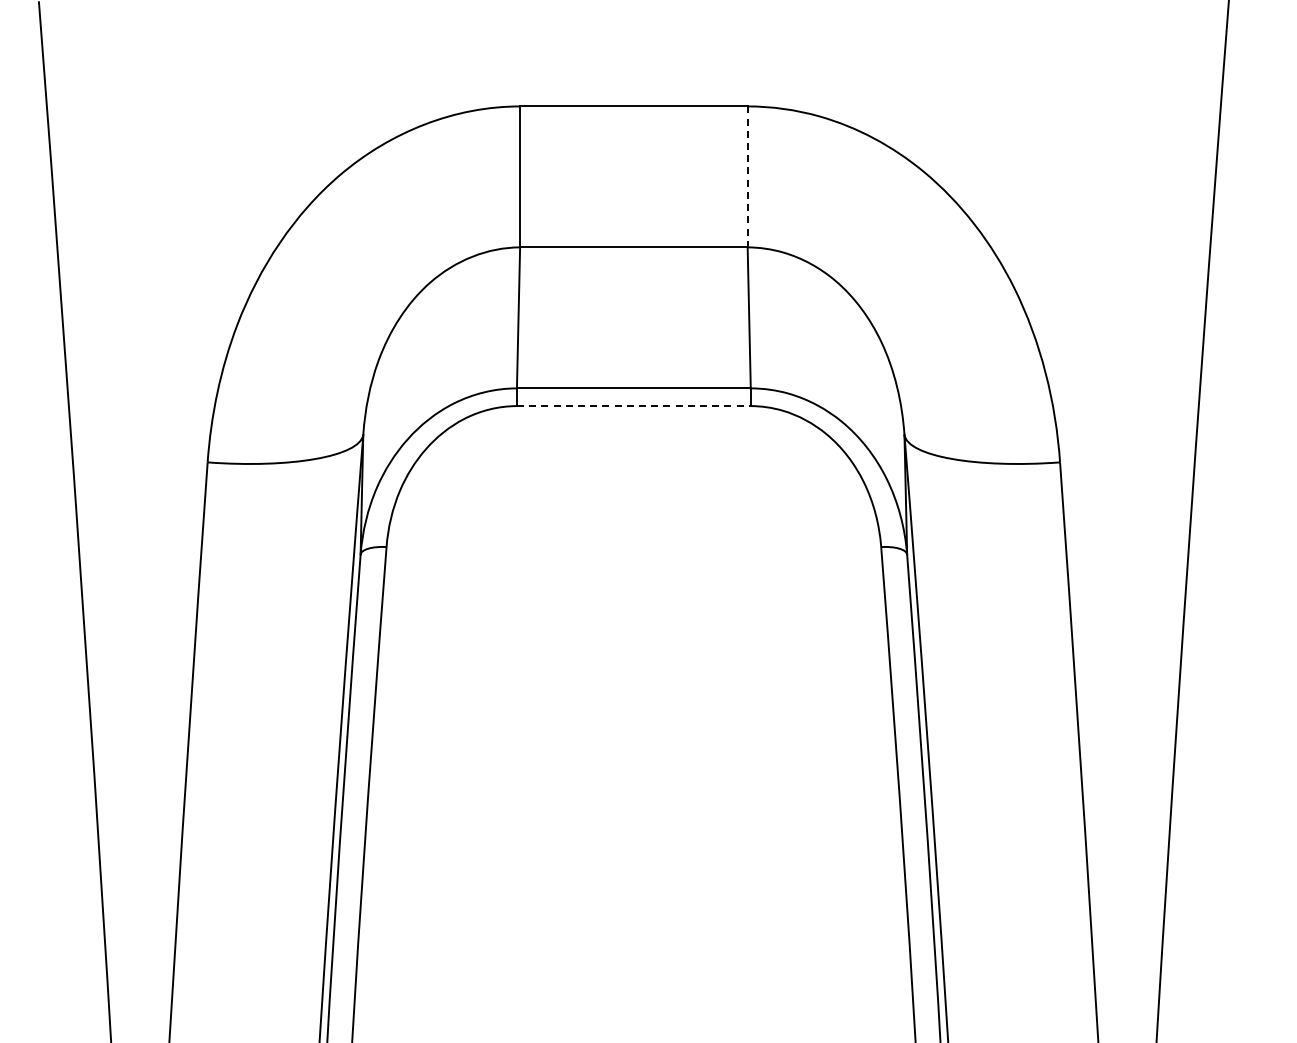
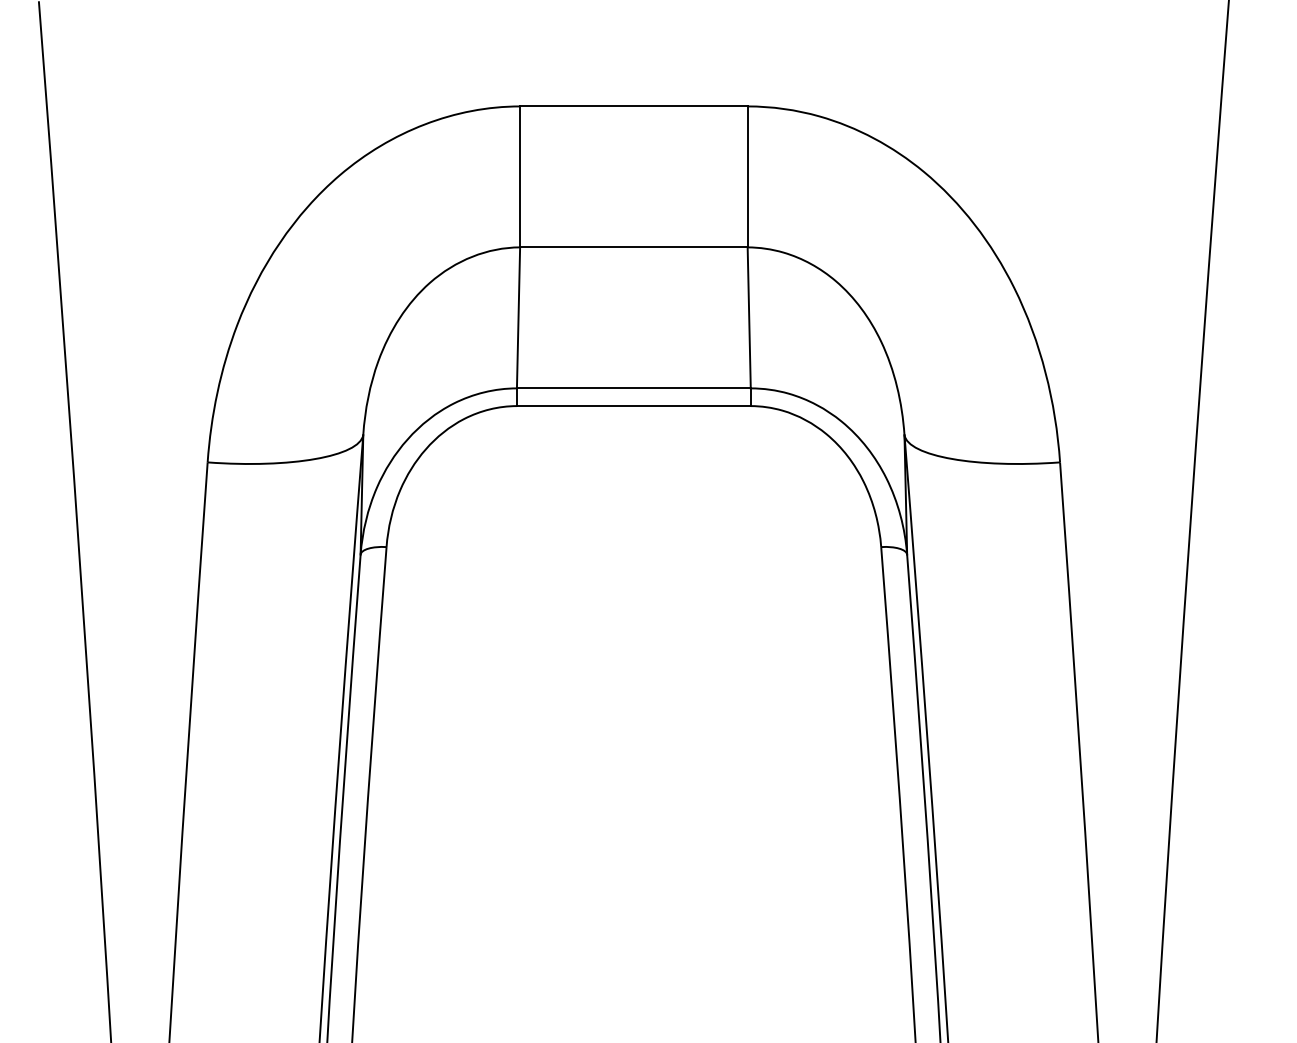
line: dashed -> solid (747, 177)
line: dashed -> solid (633, 406)
